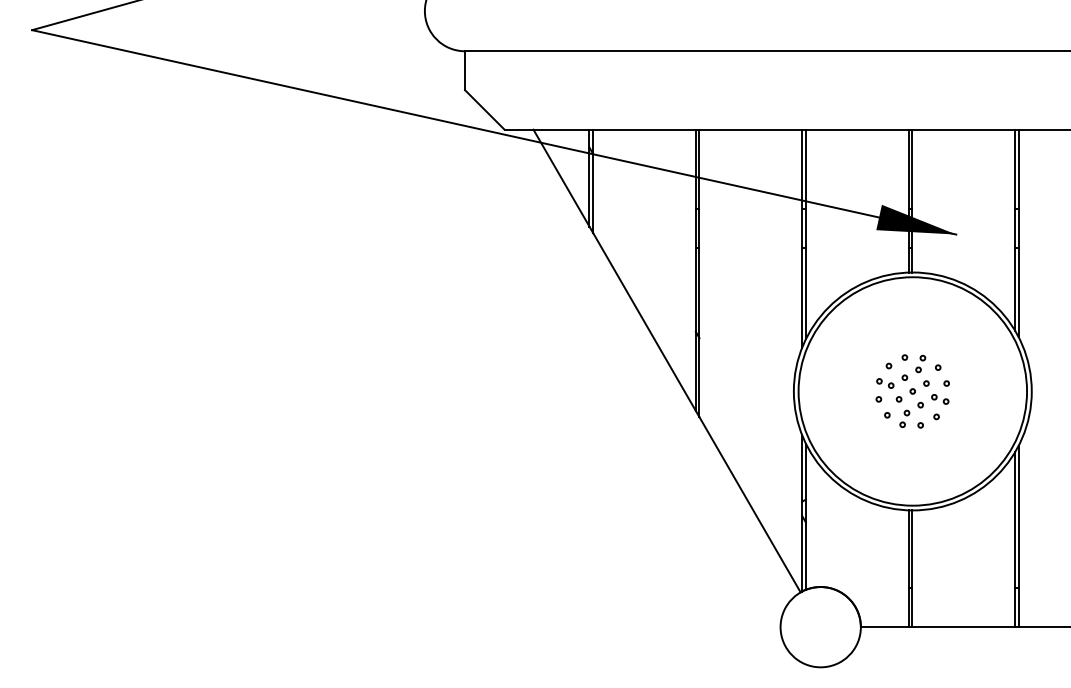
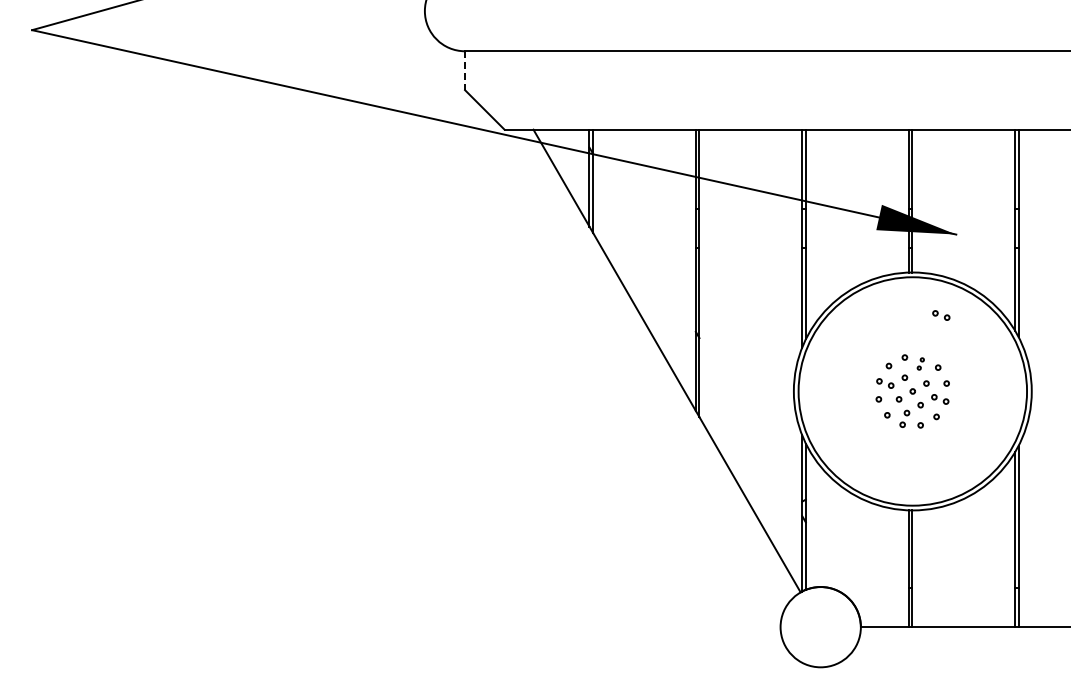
line: solid -> dashed (465, 71)
part: none -> present (941, 315)
part size: 12x20 px -> 9x14 px (920, 363)
